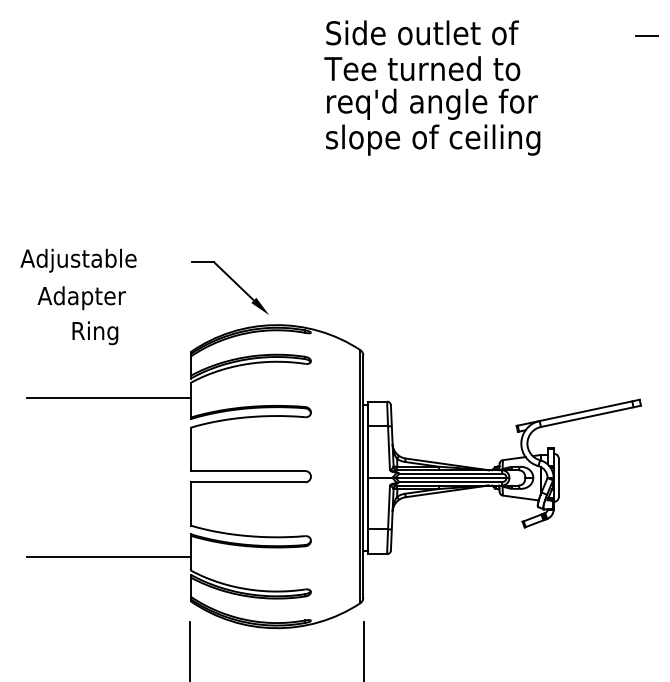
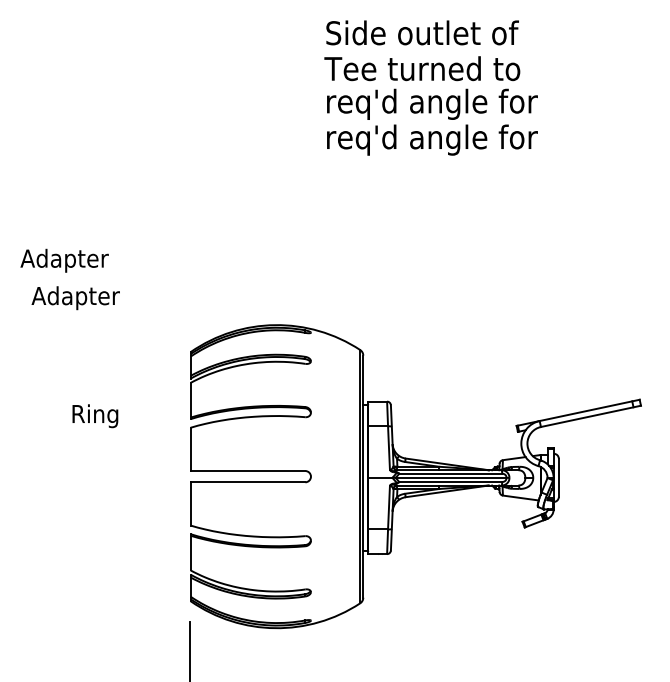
line: present -> none (646, 35)
text: slope of ceiling -> req'd angle for (433, 139)
text: Adjustable -> Adapter (92, 260)
part: present -> none (233, 282)
text position: (81, 298) -> (75, 298) (75, 298)
text position: (95, 333) -> (95, 416) (95, 416)
line: present -> none (108, 397)
line: present -> none (108, 556)
line: present -> none (363, 649)
